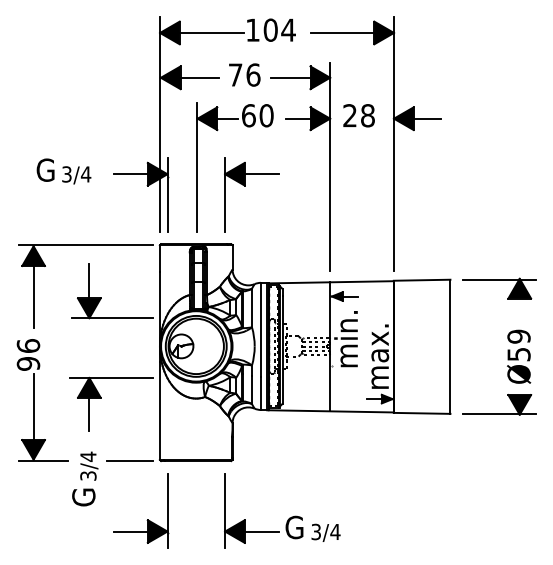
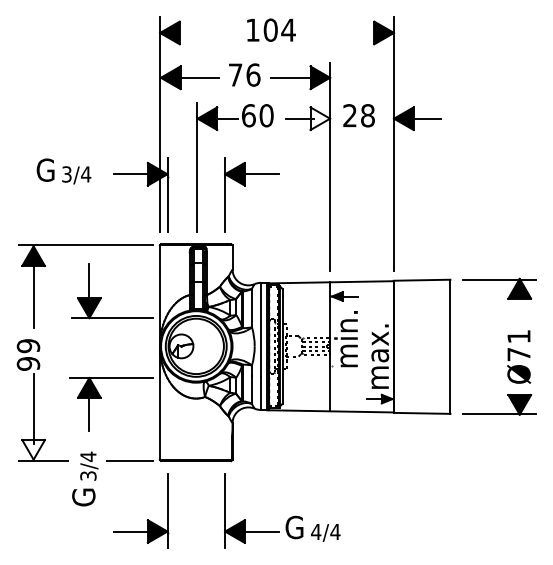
line: present -> none (208, 32)
line: present -> none (346, 32)
fill: present -> none (320, 118)
text: Ø59 -> Ø71 (518, 345)
text: 96 -> 99 (28, 346)
fill: present -> none (33, 449)
text: 3/4 -> 4/4 (316, 531)
